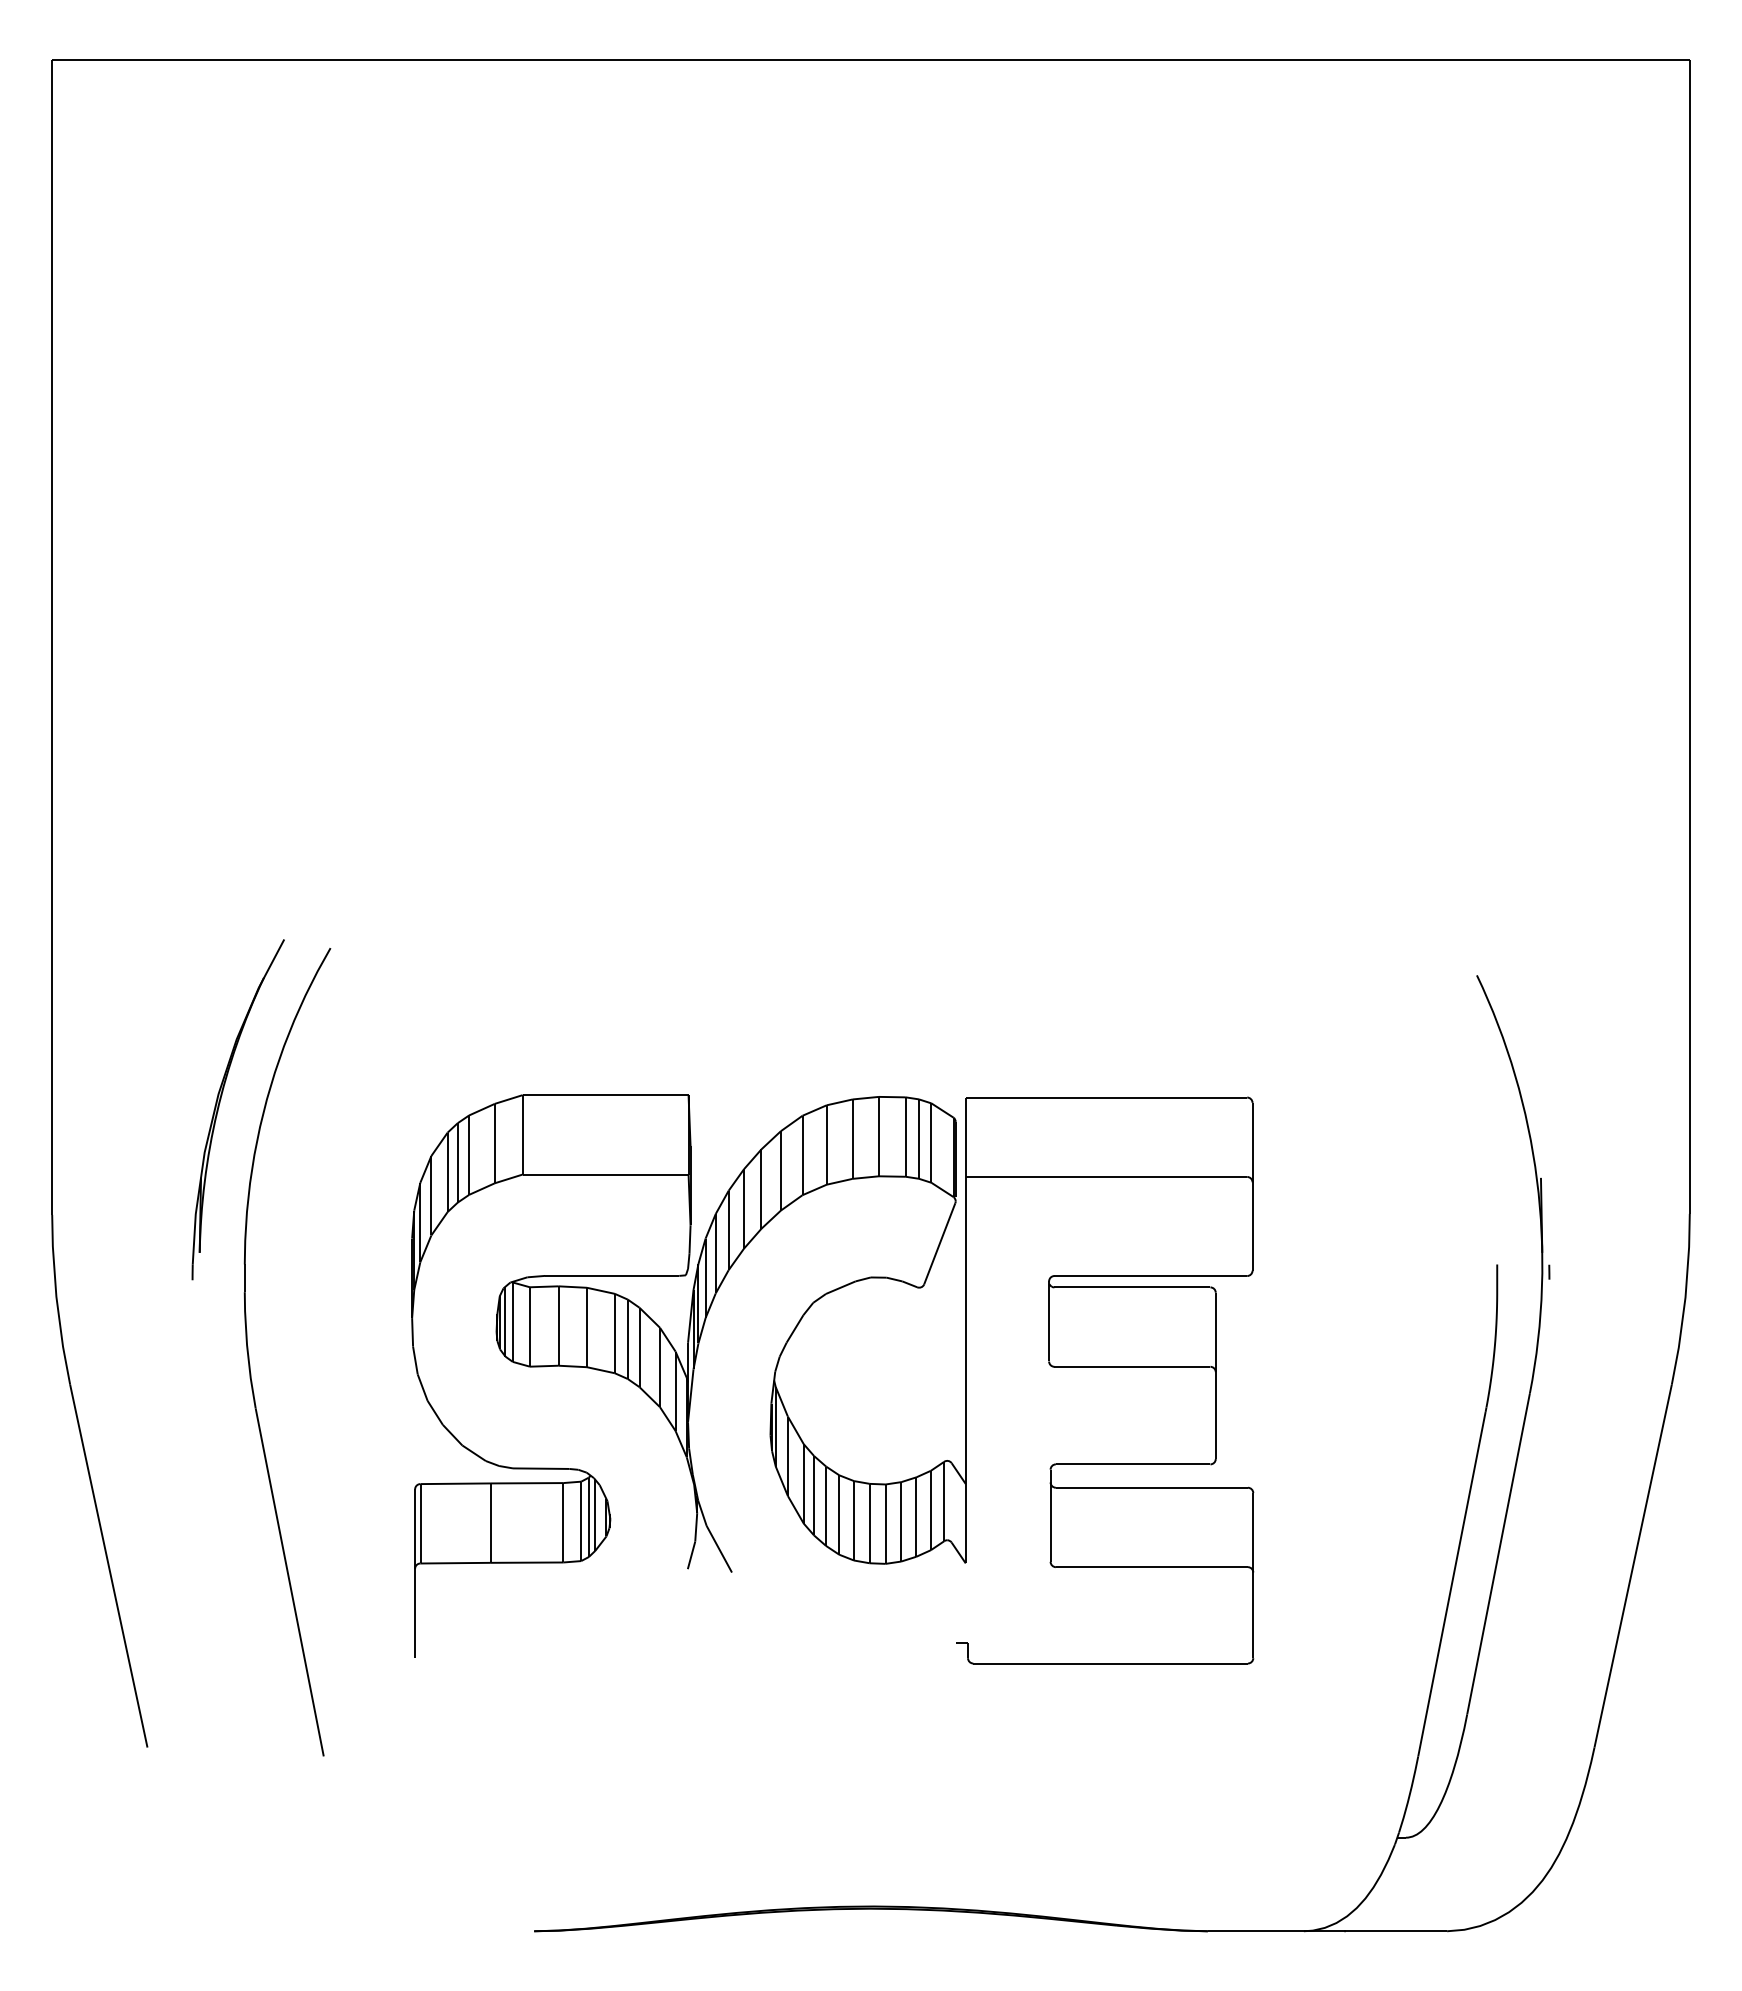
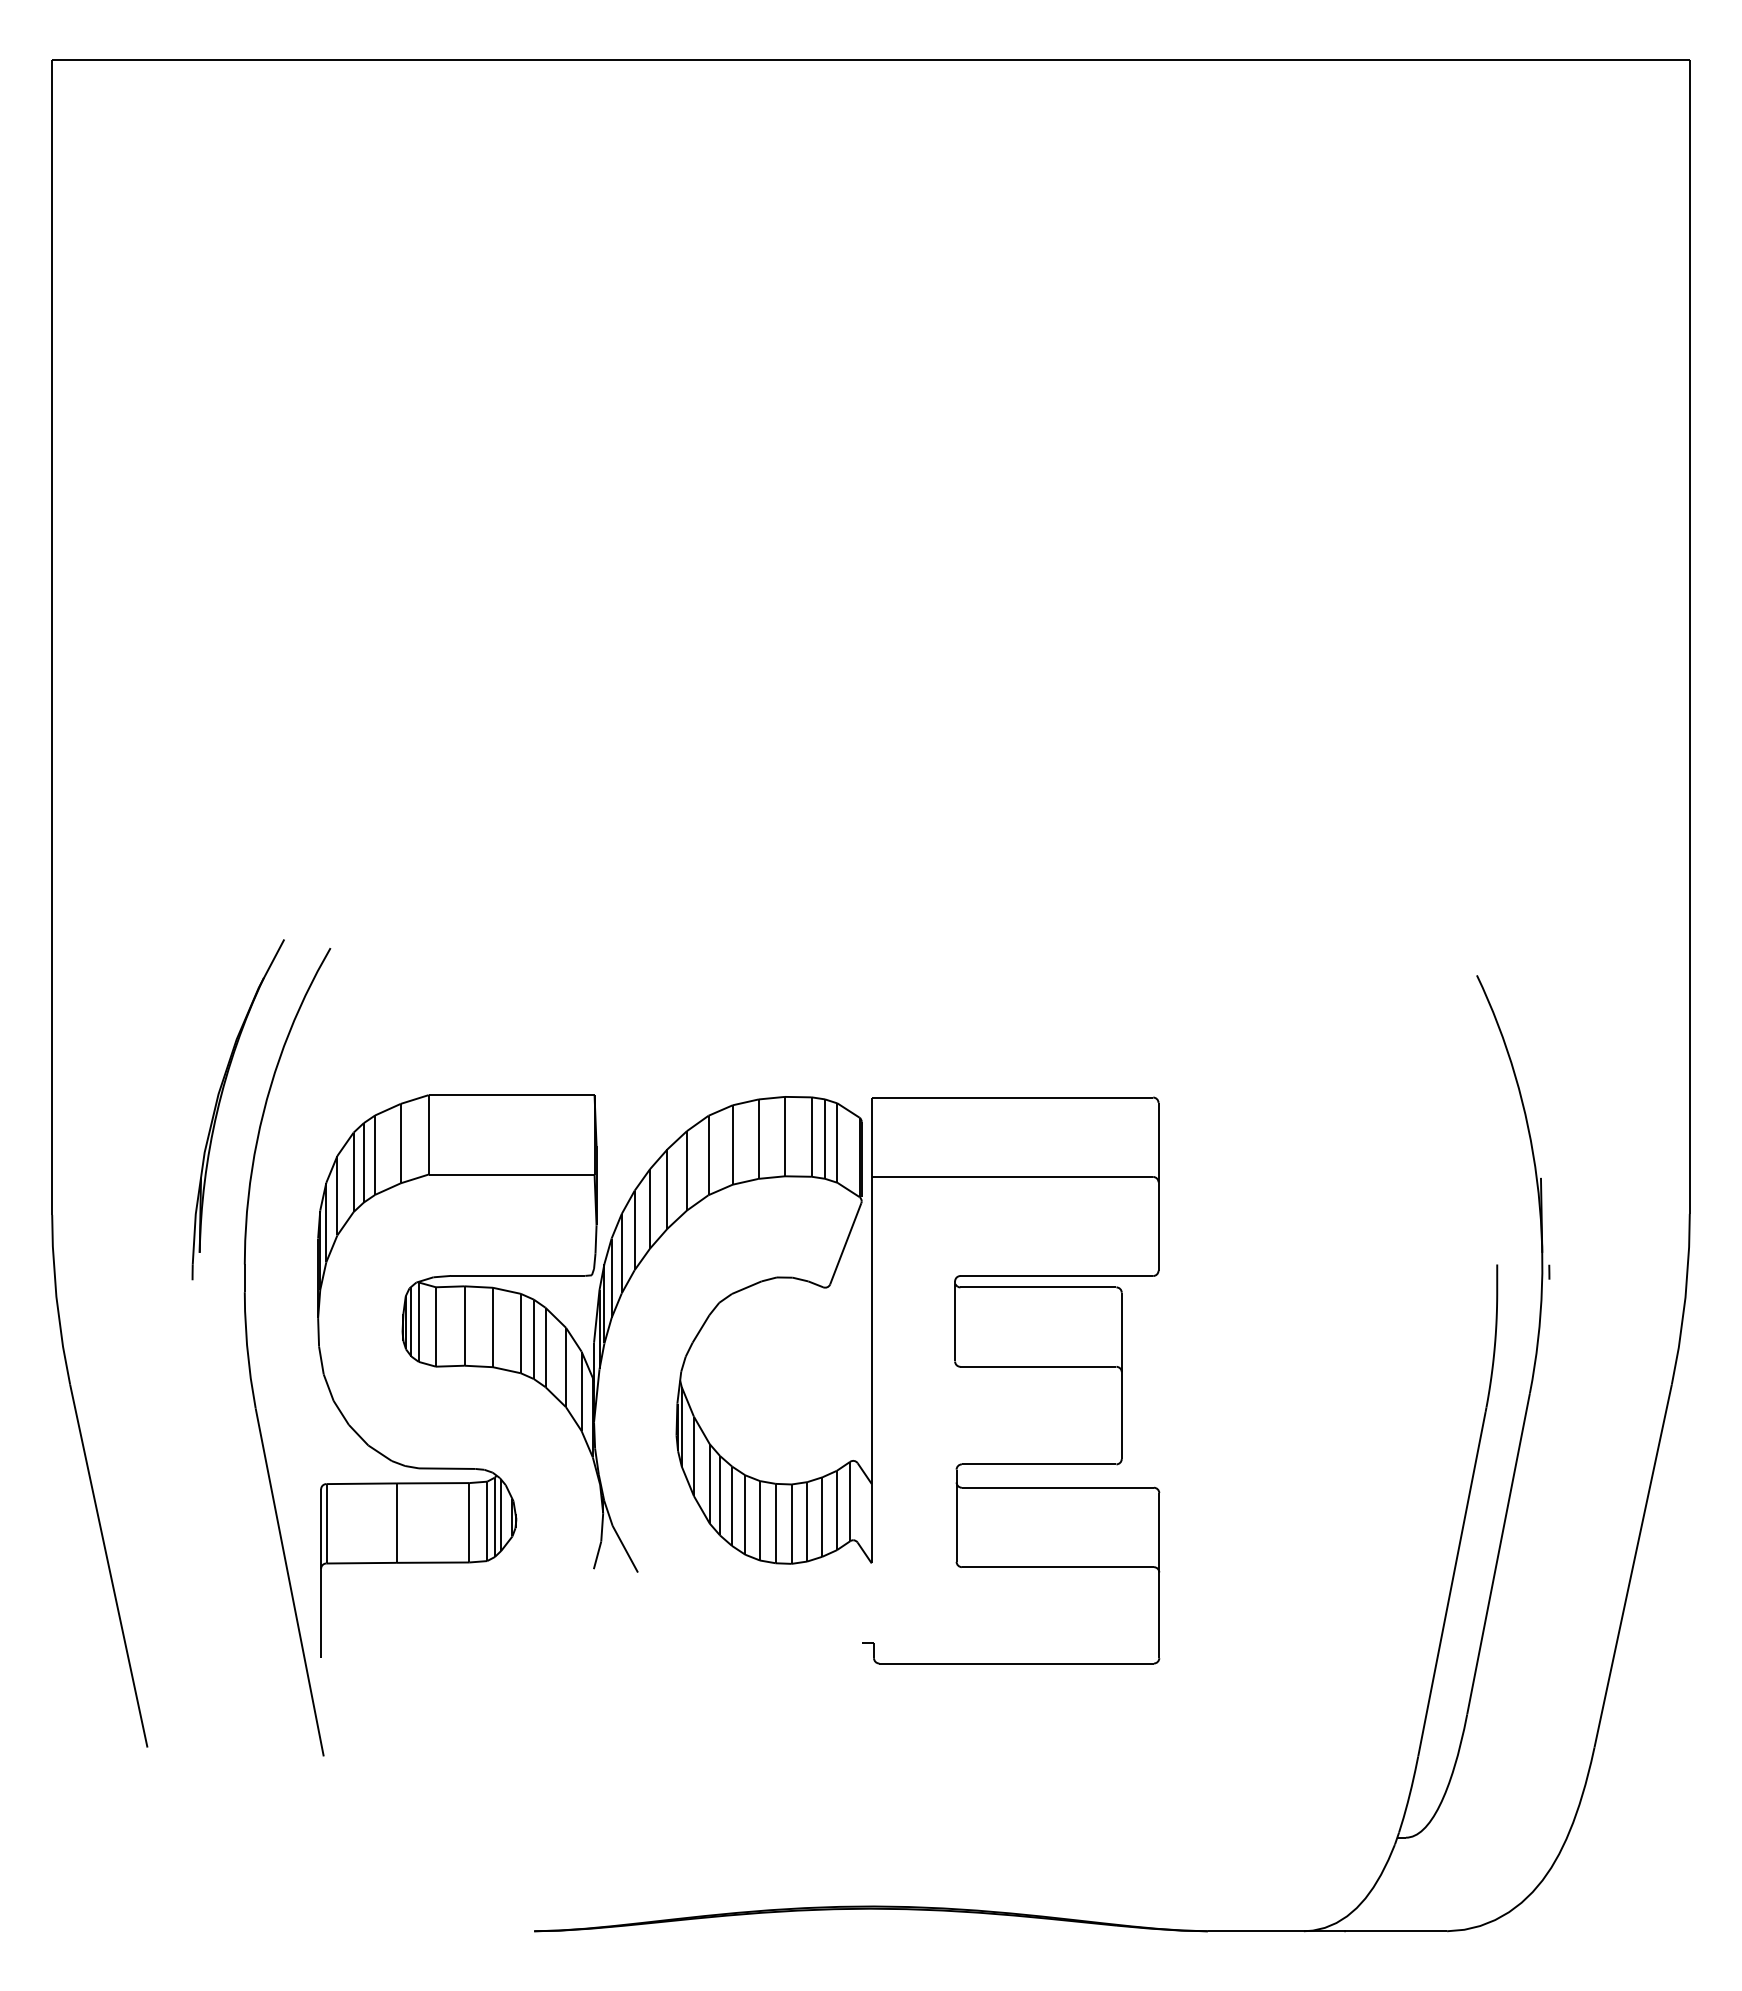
part position: (783, 1402) -> (689, 1402) (689, 1402)
